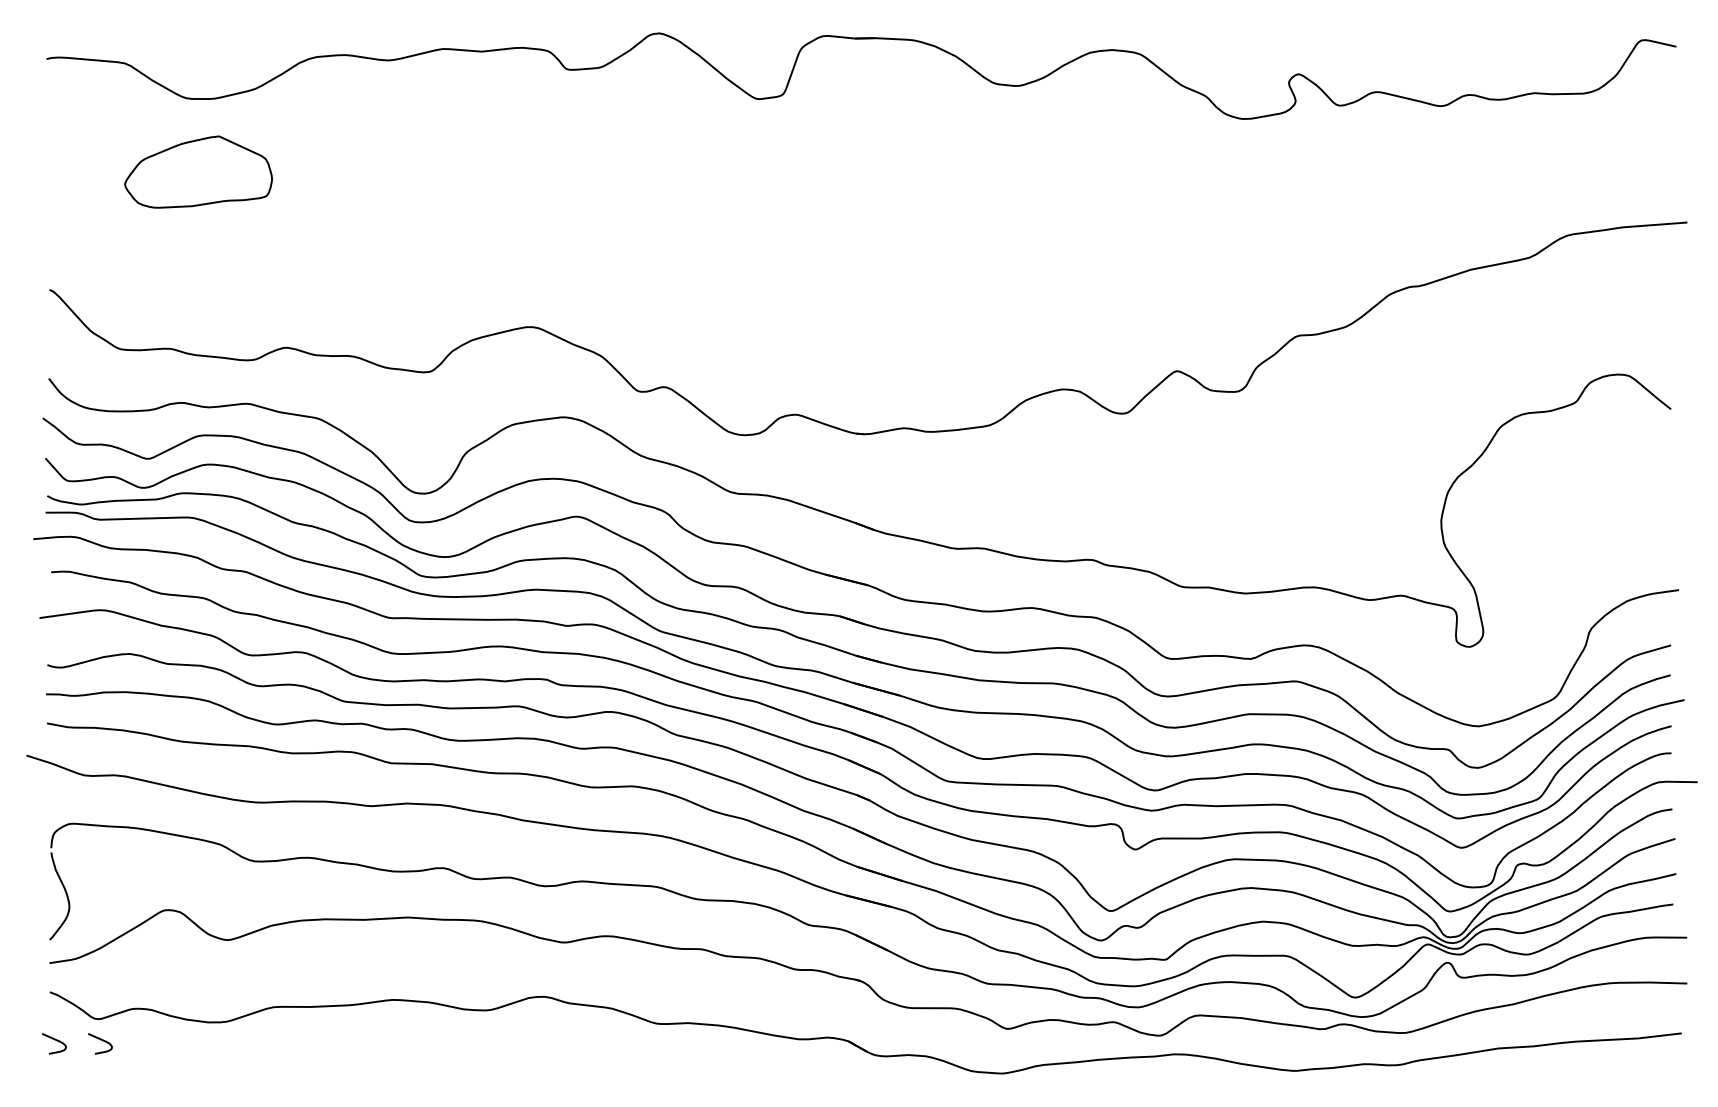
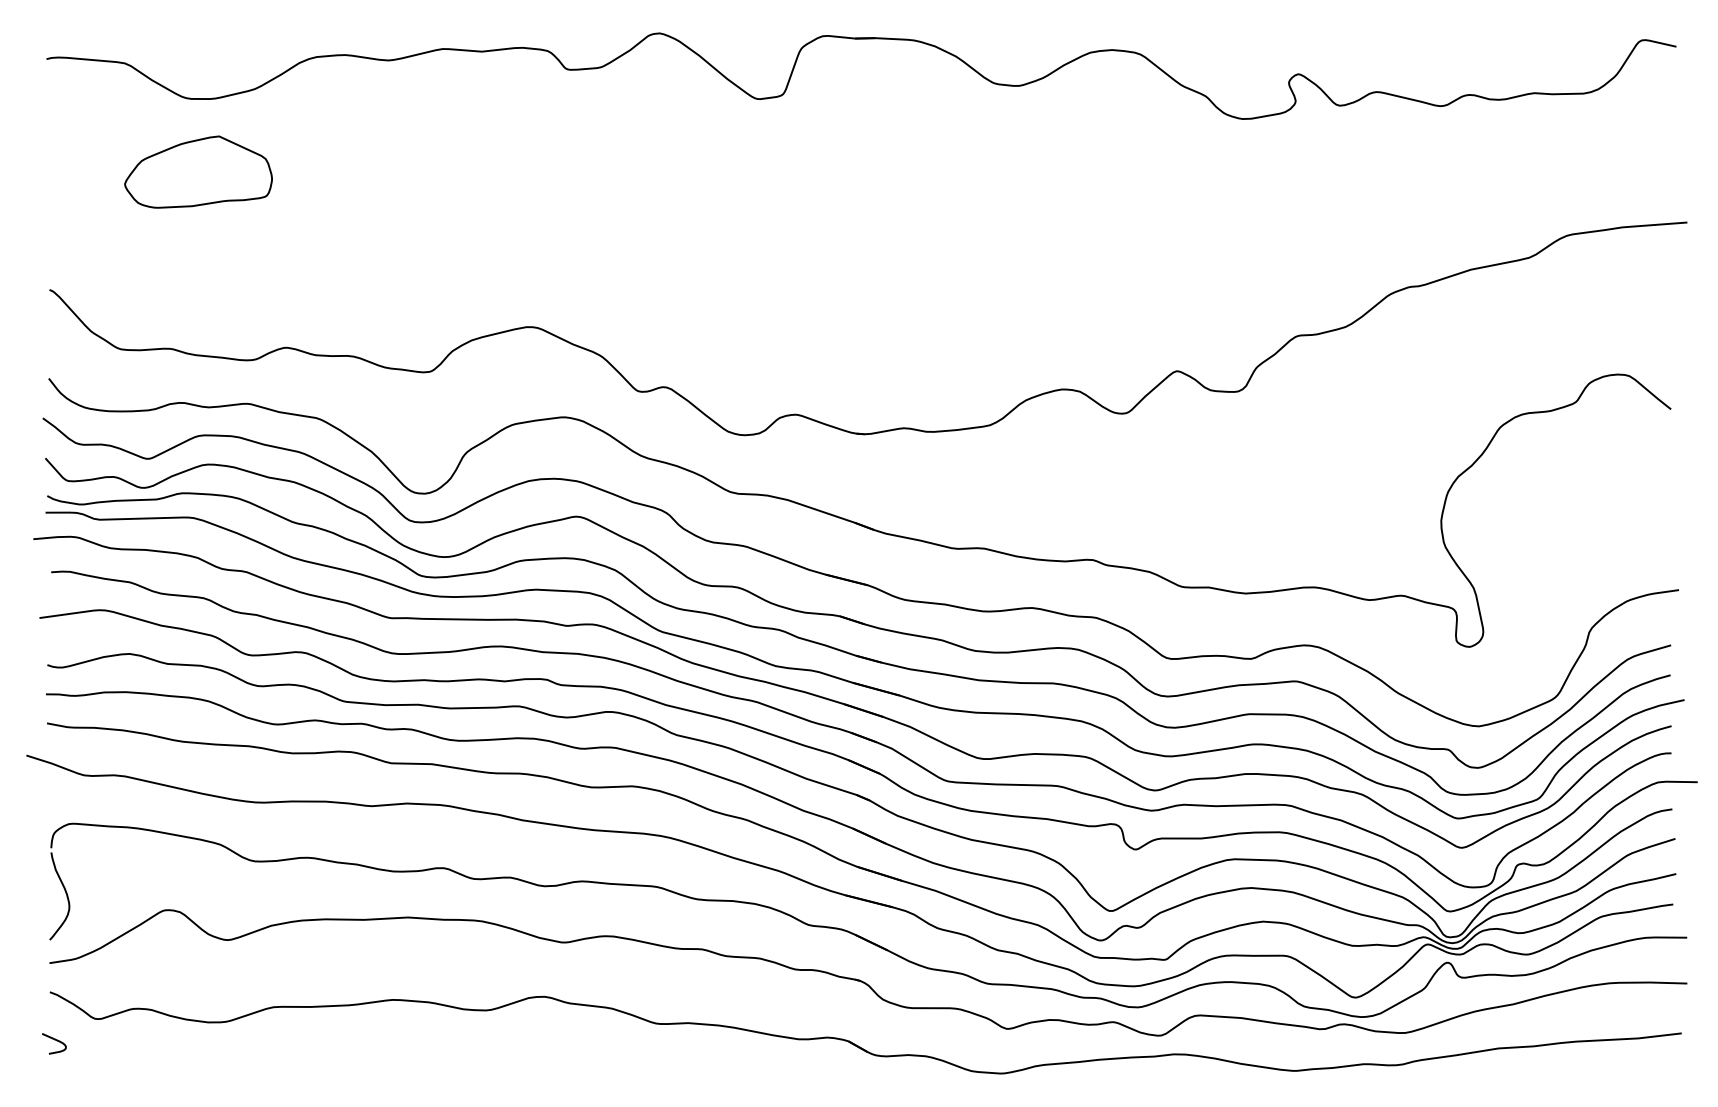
curve: present -> none (102, 1041)
